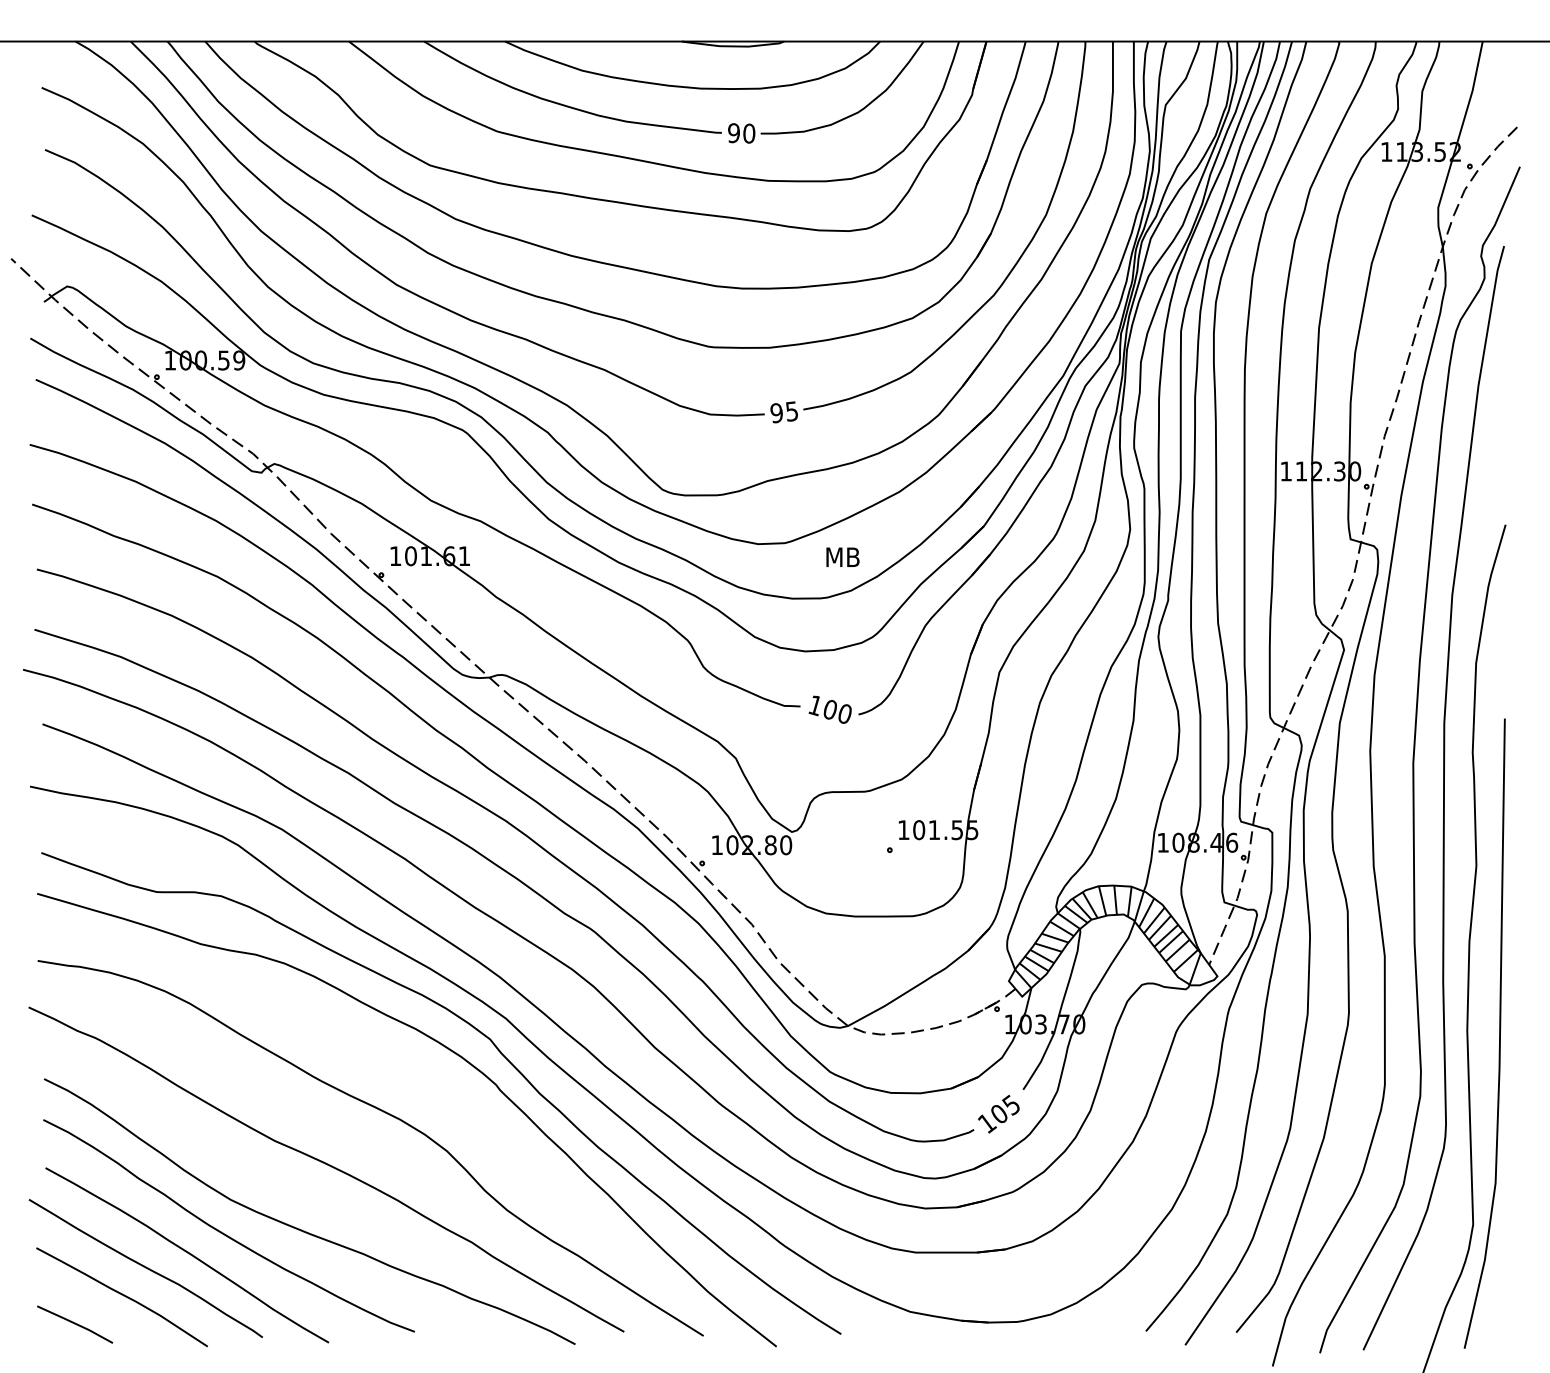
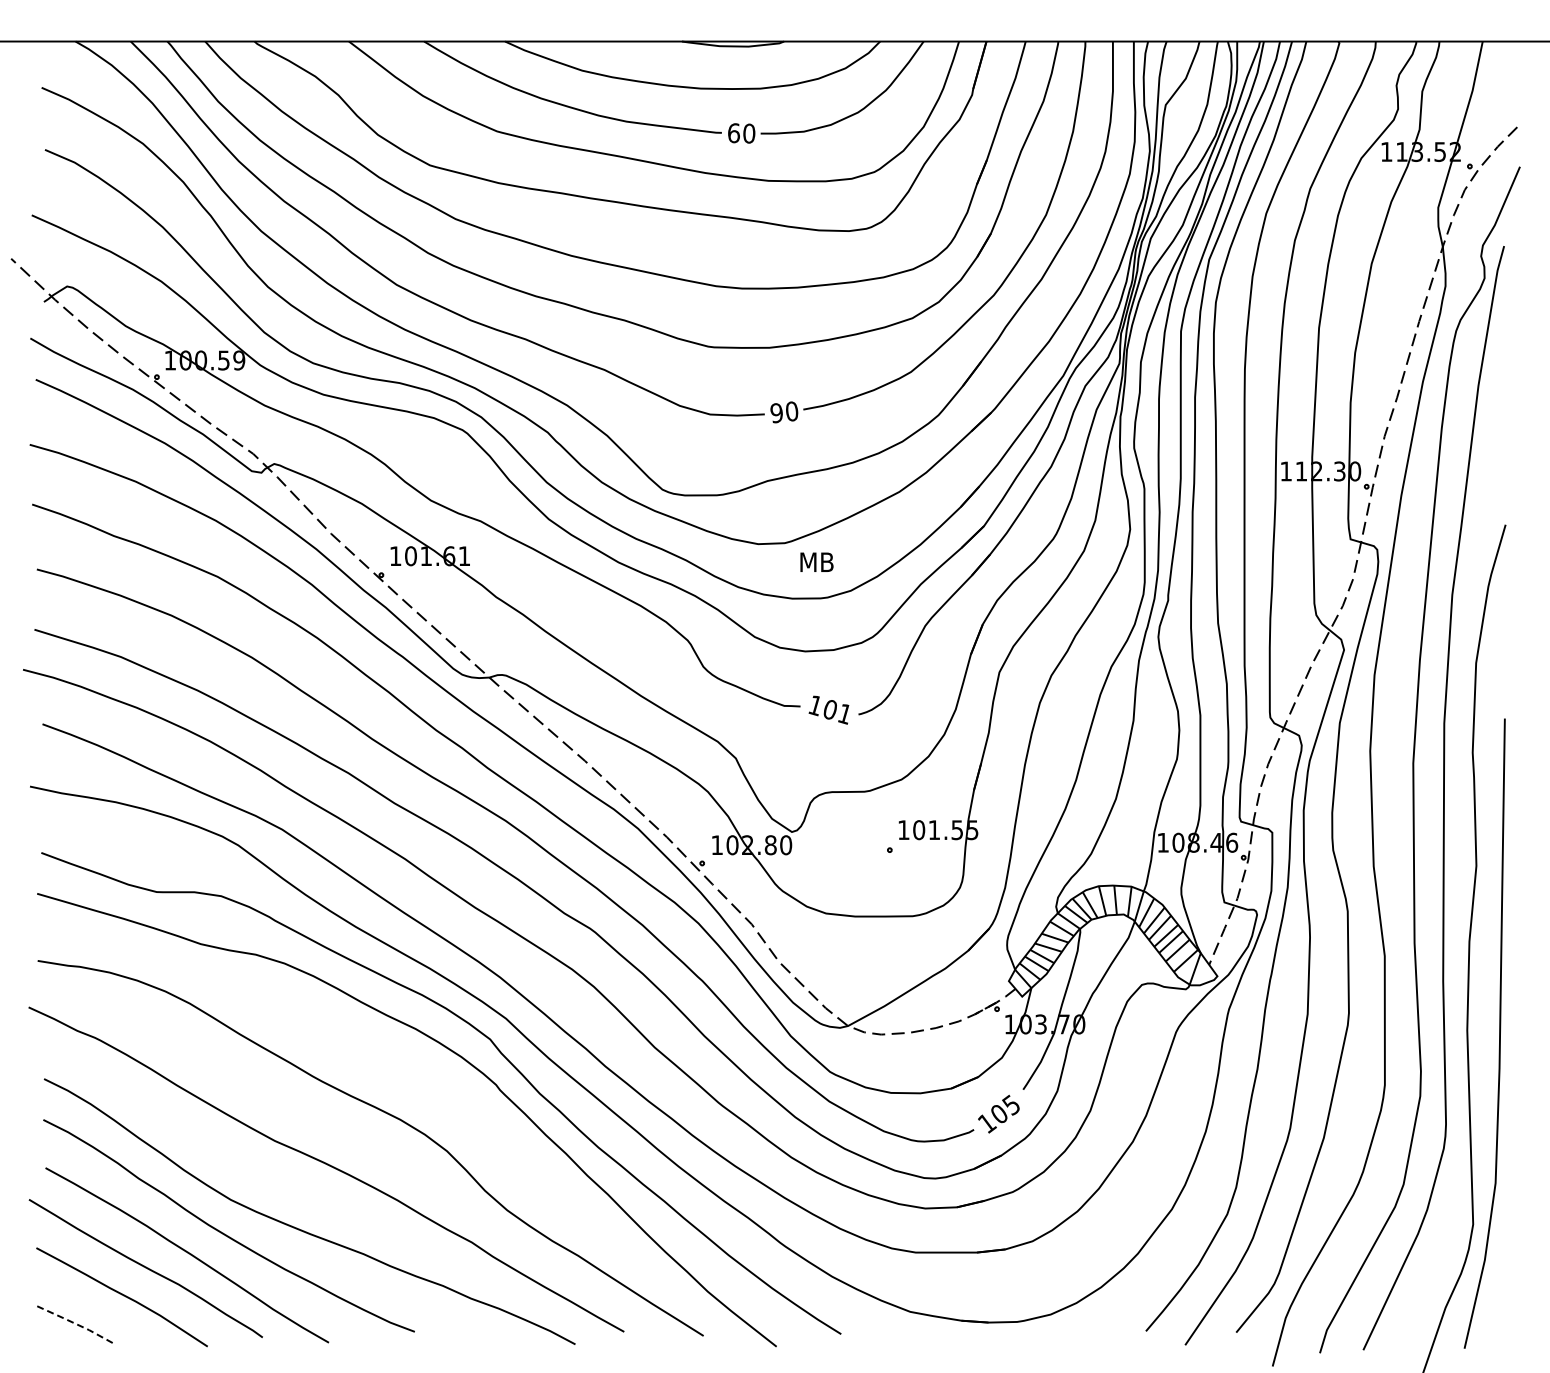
text: 90 -> 60 (733, 133)
text: 95 -> 90 (792, 411)
text position: (842, 556) -> (816, 561) (816, 561)
text: 100 -> 101 (844, 714)
line: solid -> dashed (76, 1323)
